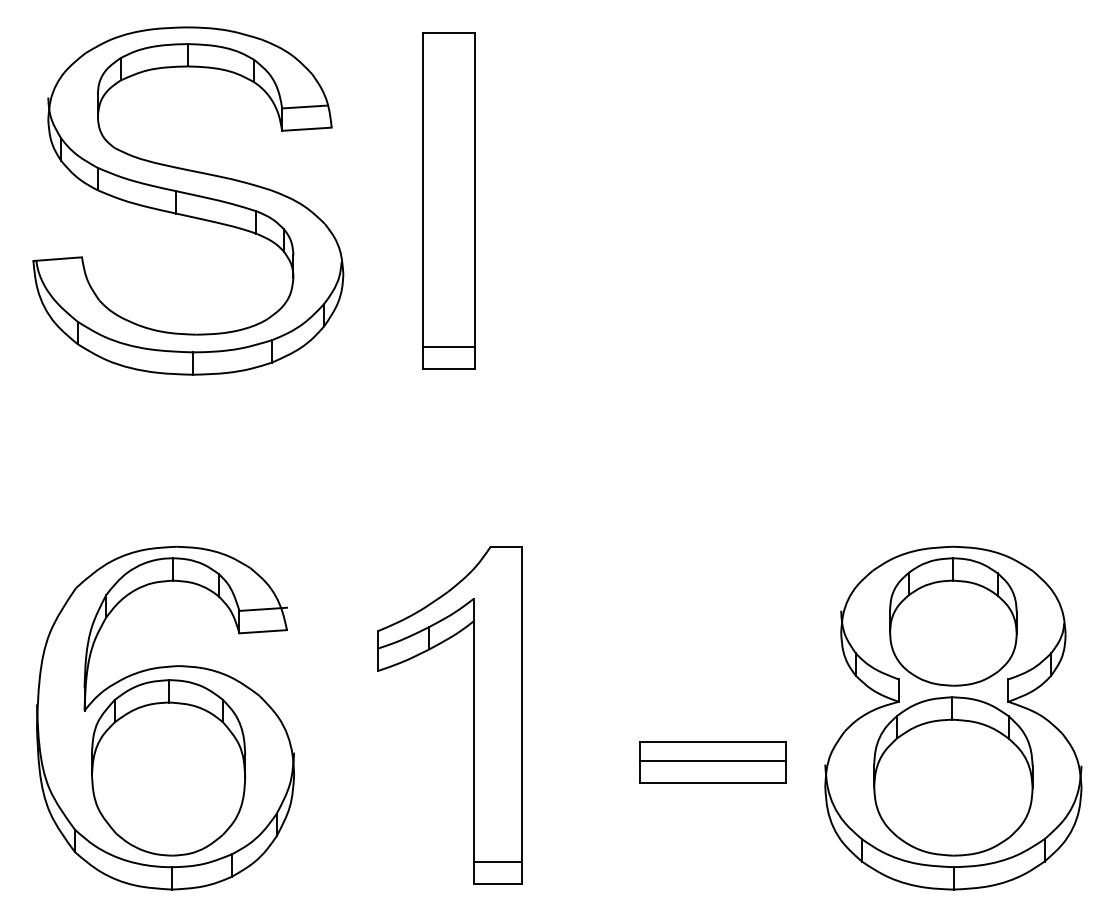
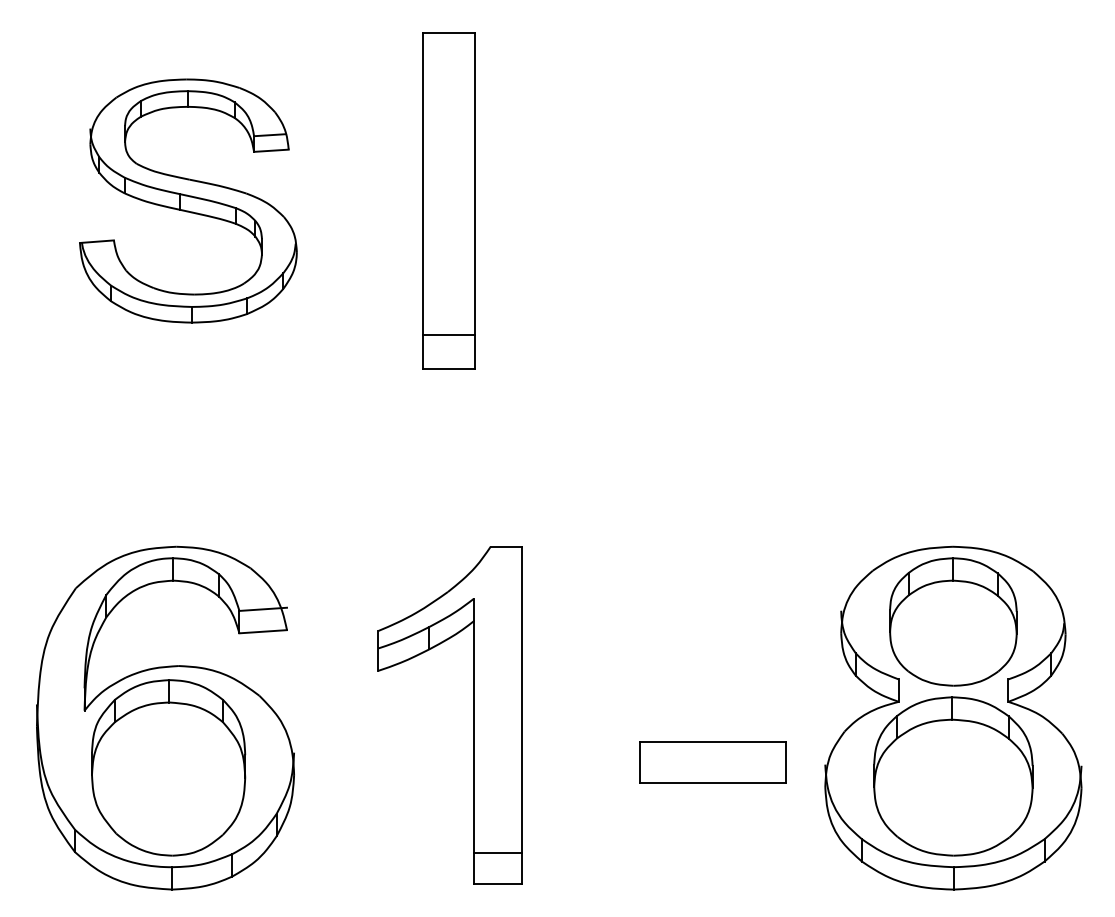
part size: 313x350 px -> 219x246 px (188, 200)
line position: (448, 346) -> (448, 334) (448, 334)
line: present -> none (712, 760)
line position: (497, 861) -> (497, 852) (497, 852)
